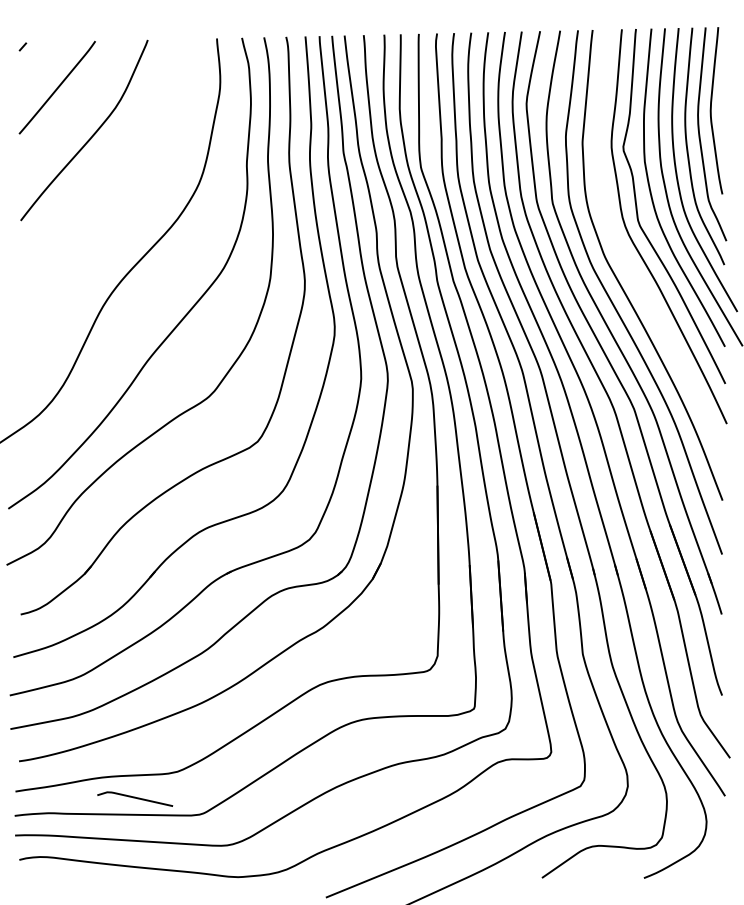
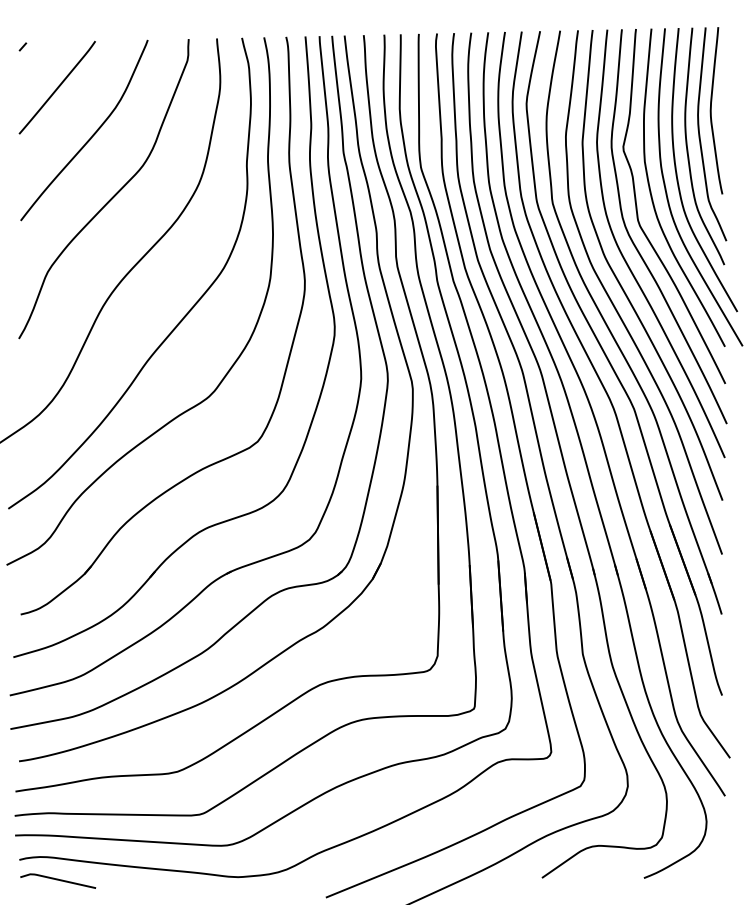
curve: none -> present (111, 197)
curve: none -> present (626, 260)
line position: (135, 798) -> (58, 880) (58, 880)
